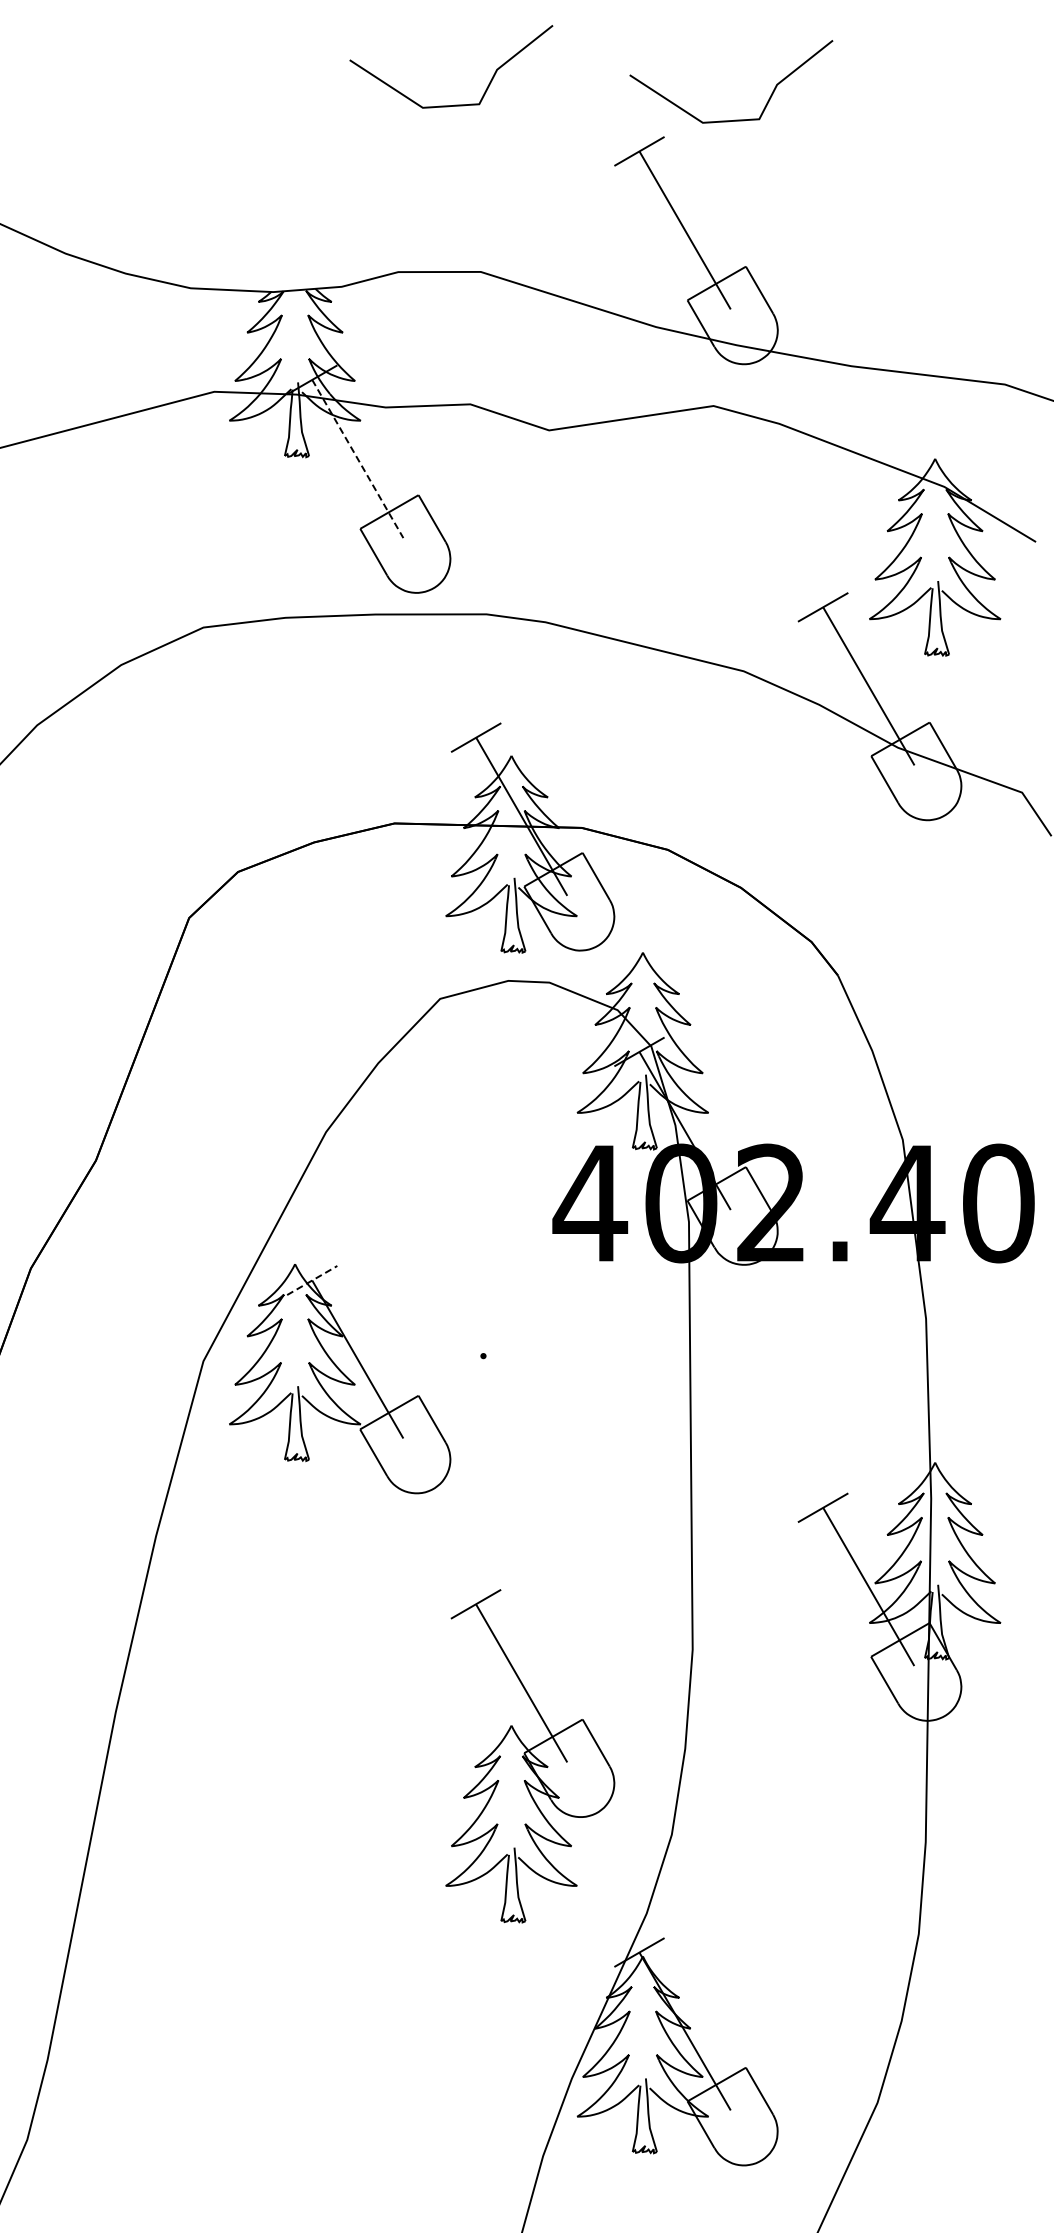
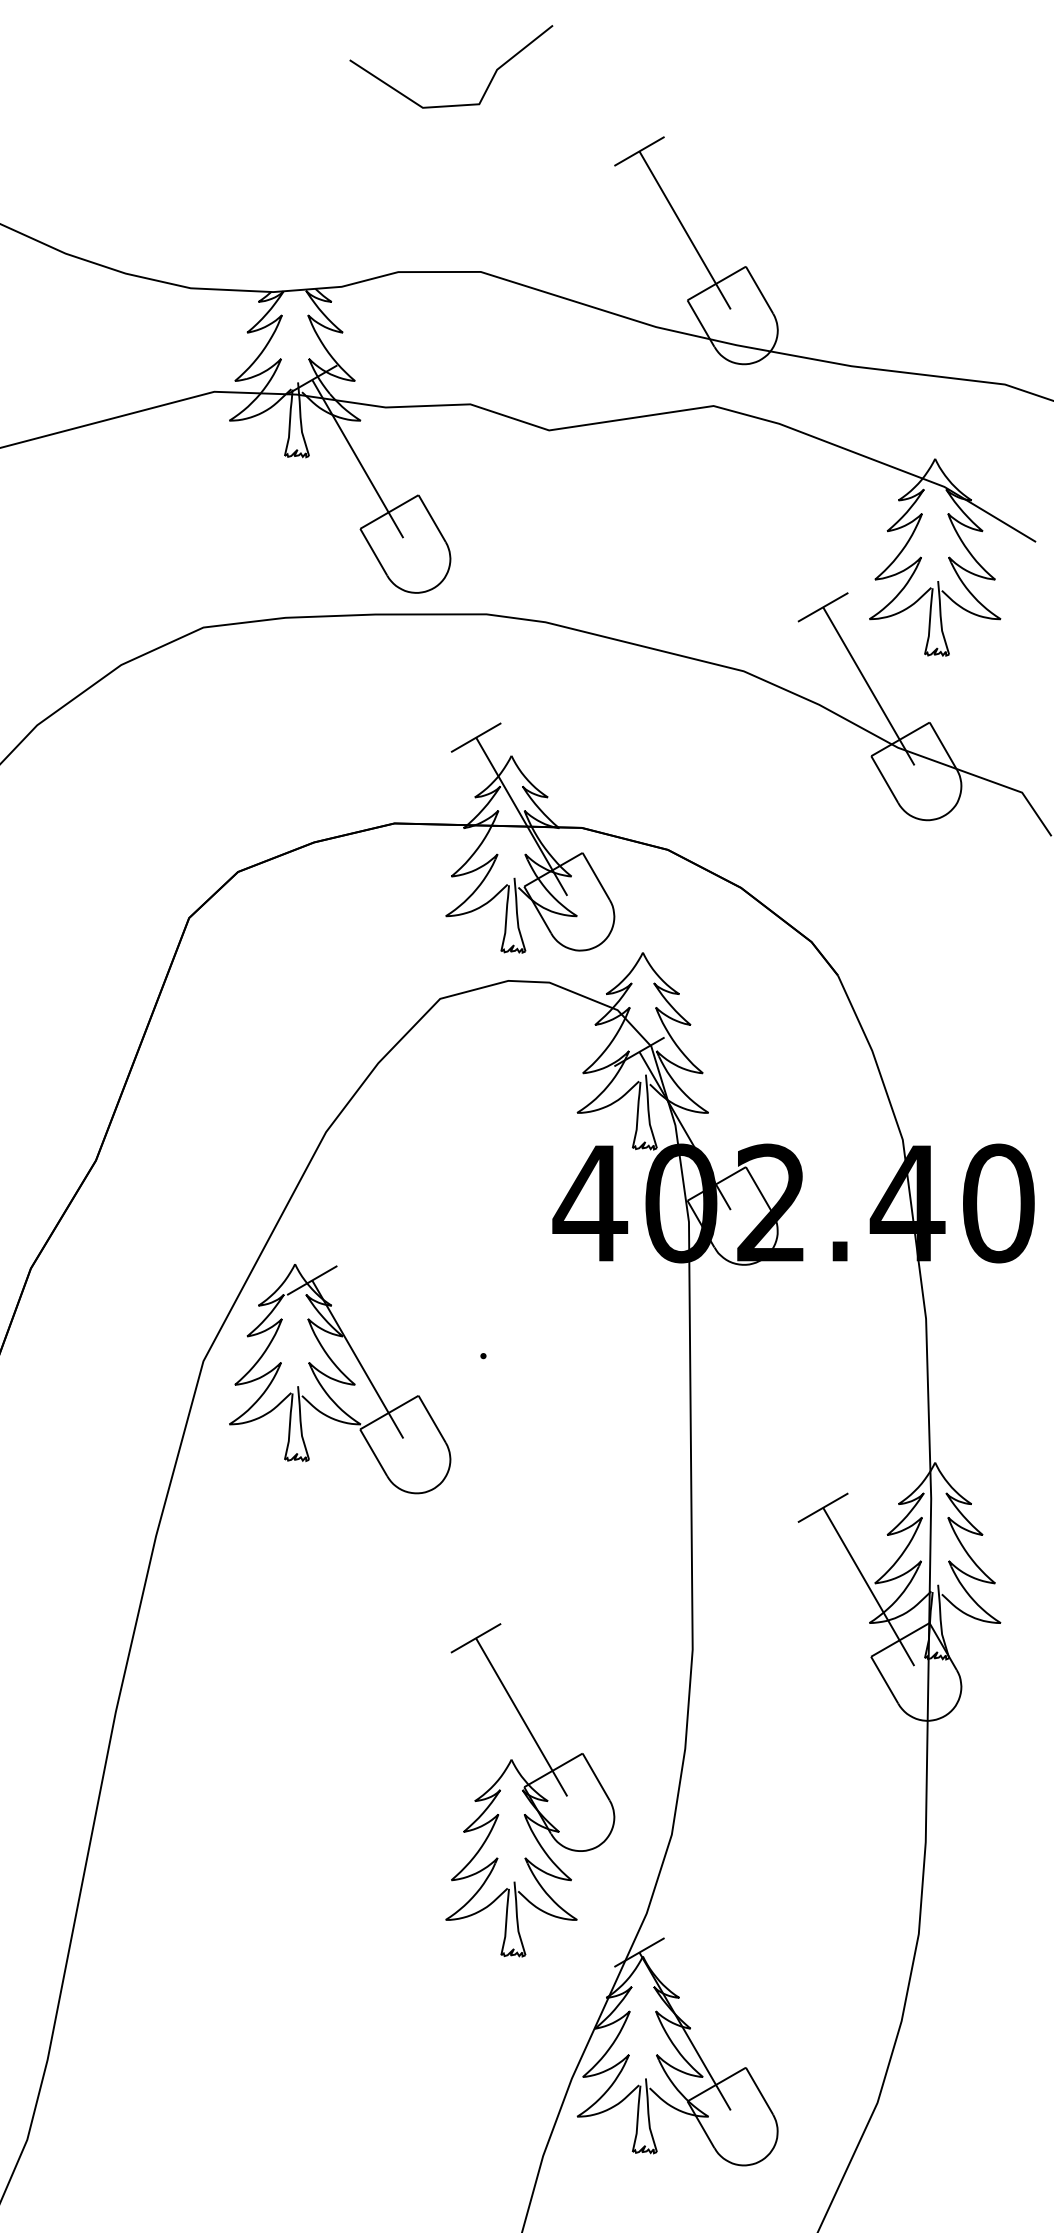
line: present -> none (734, 119)
line: dashed -> solid (358, 459)
line: dashed -> solid (312, 1280)
part position: (530, 1756) -> (530, 1790) (530, 1790)
